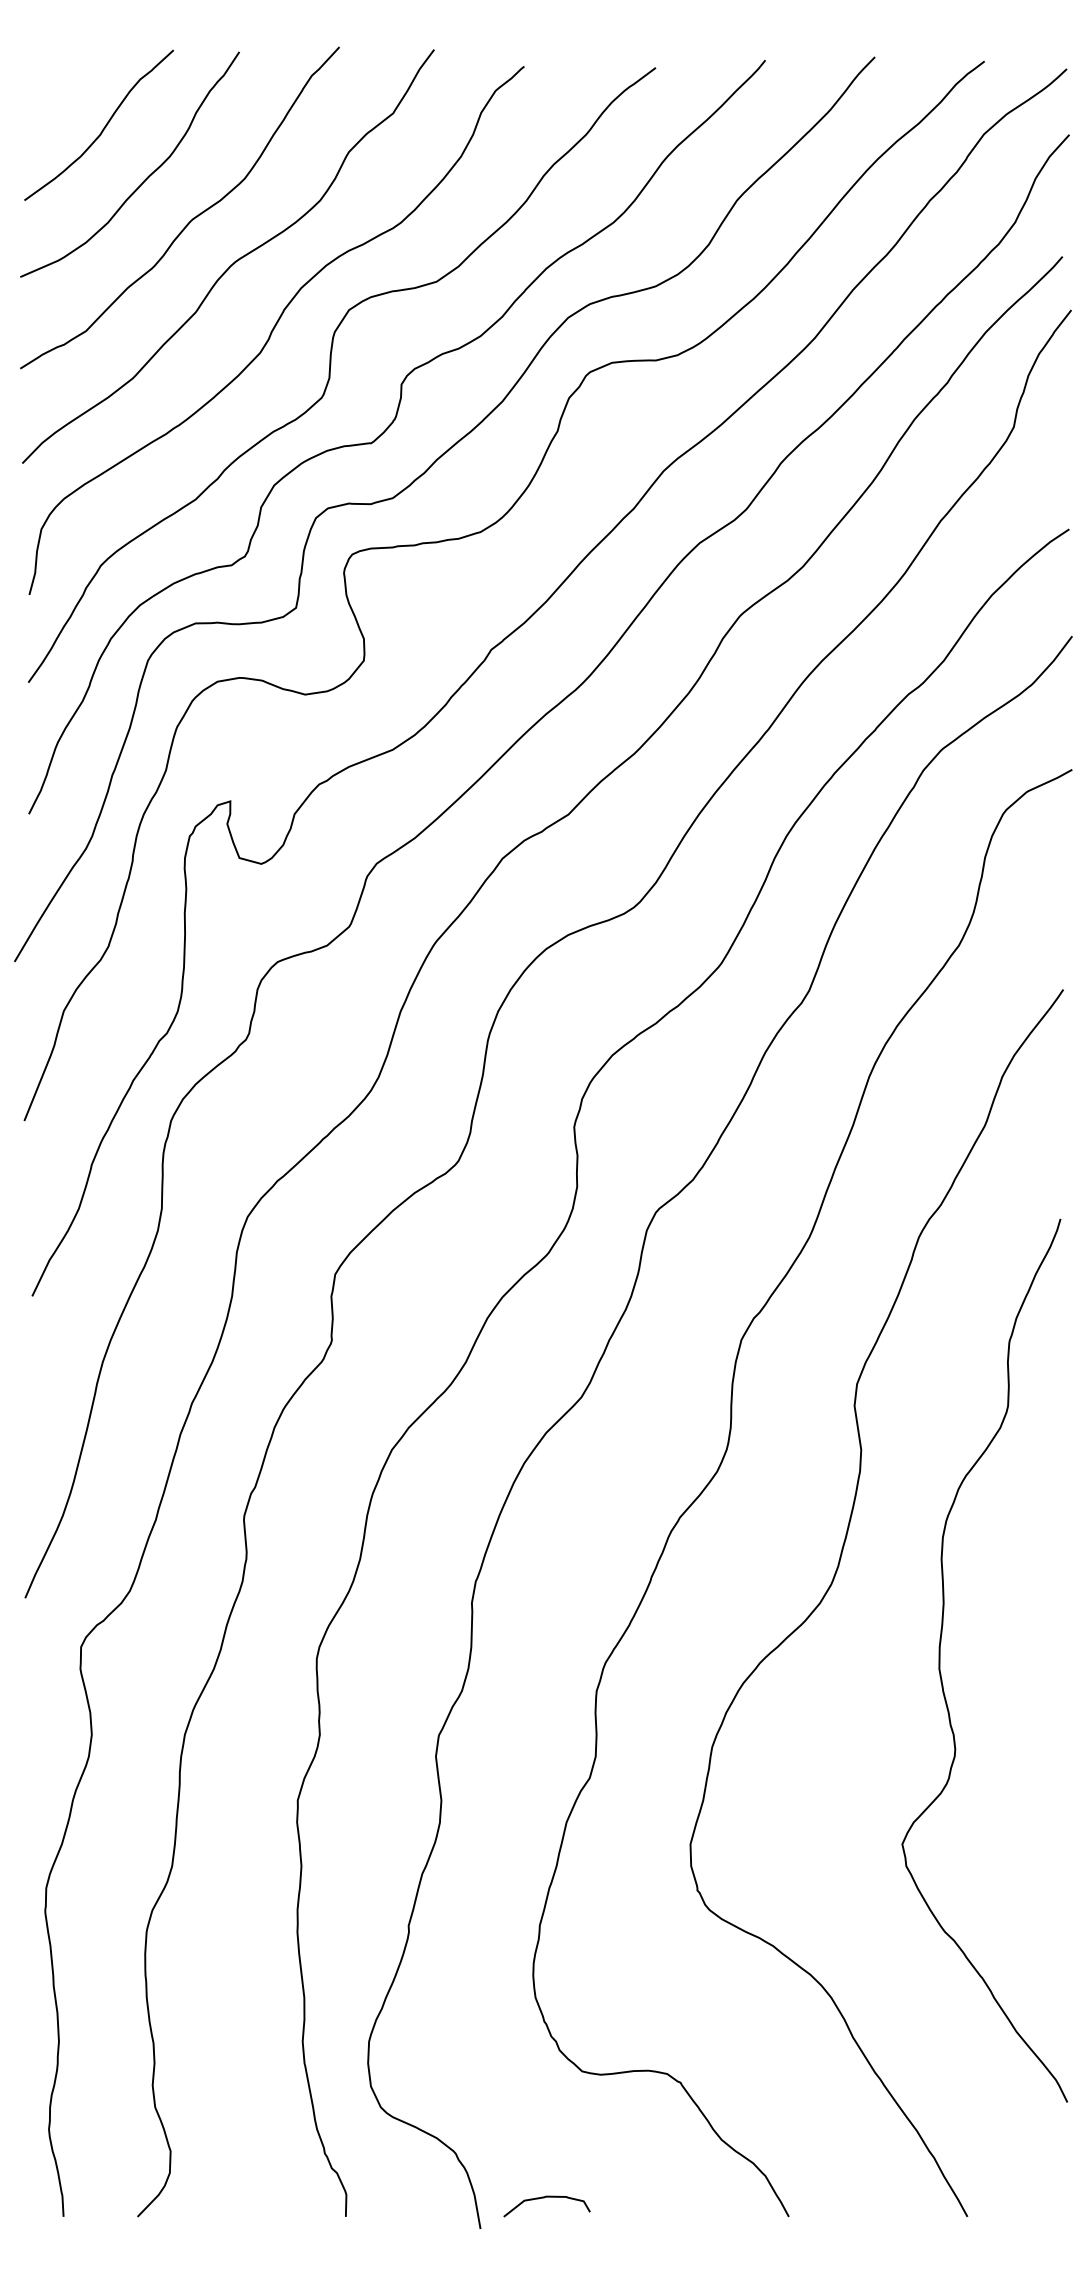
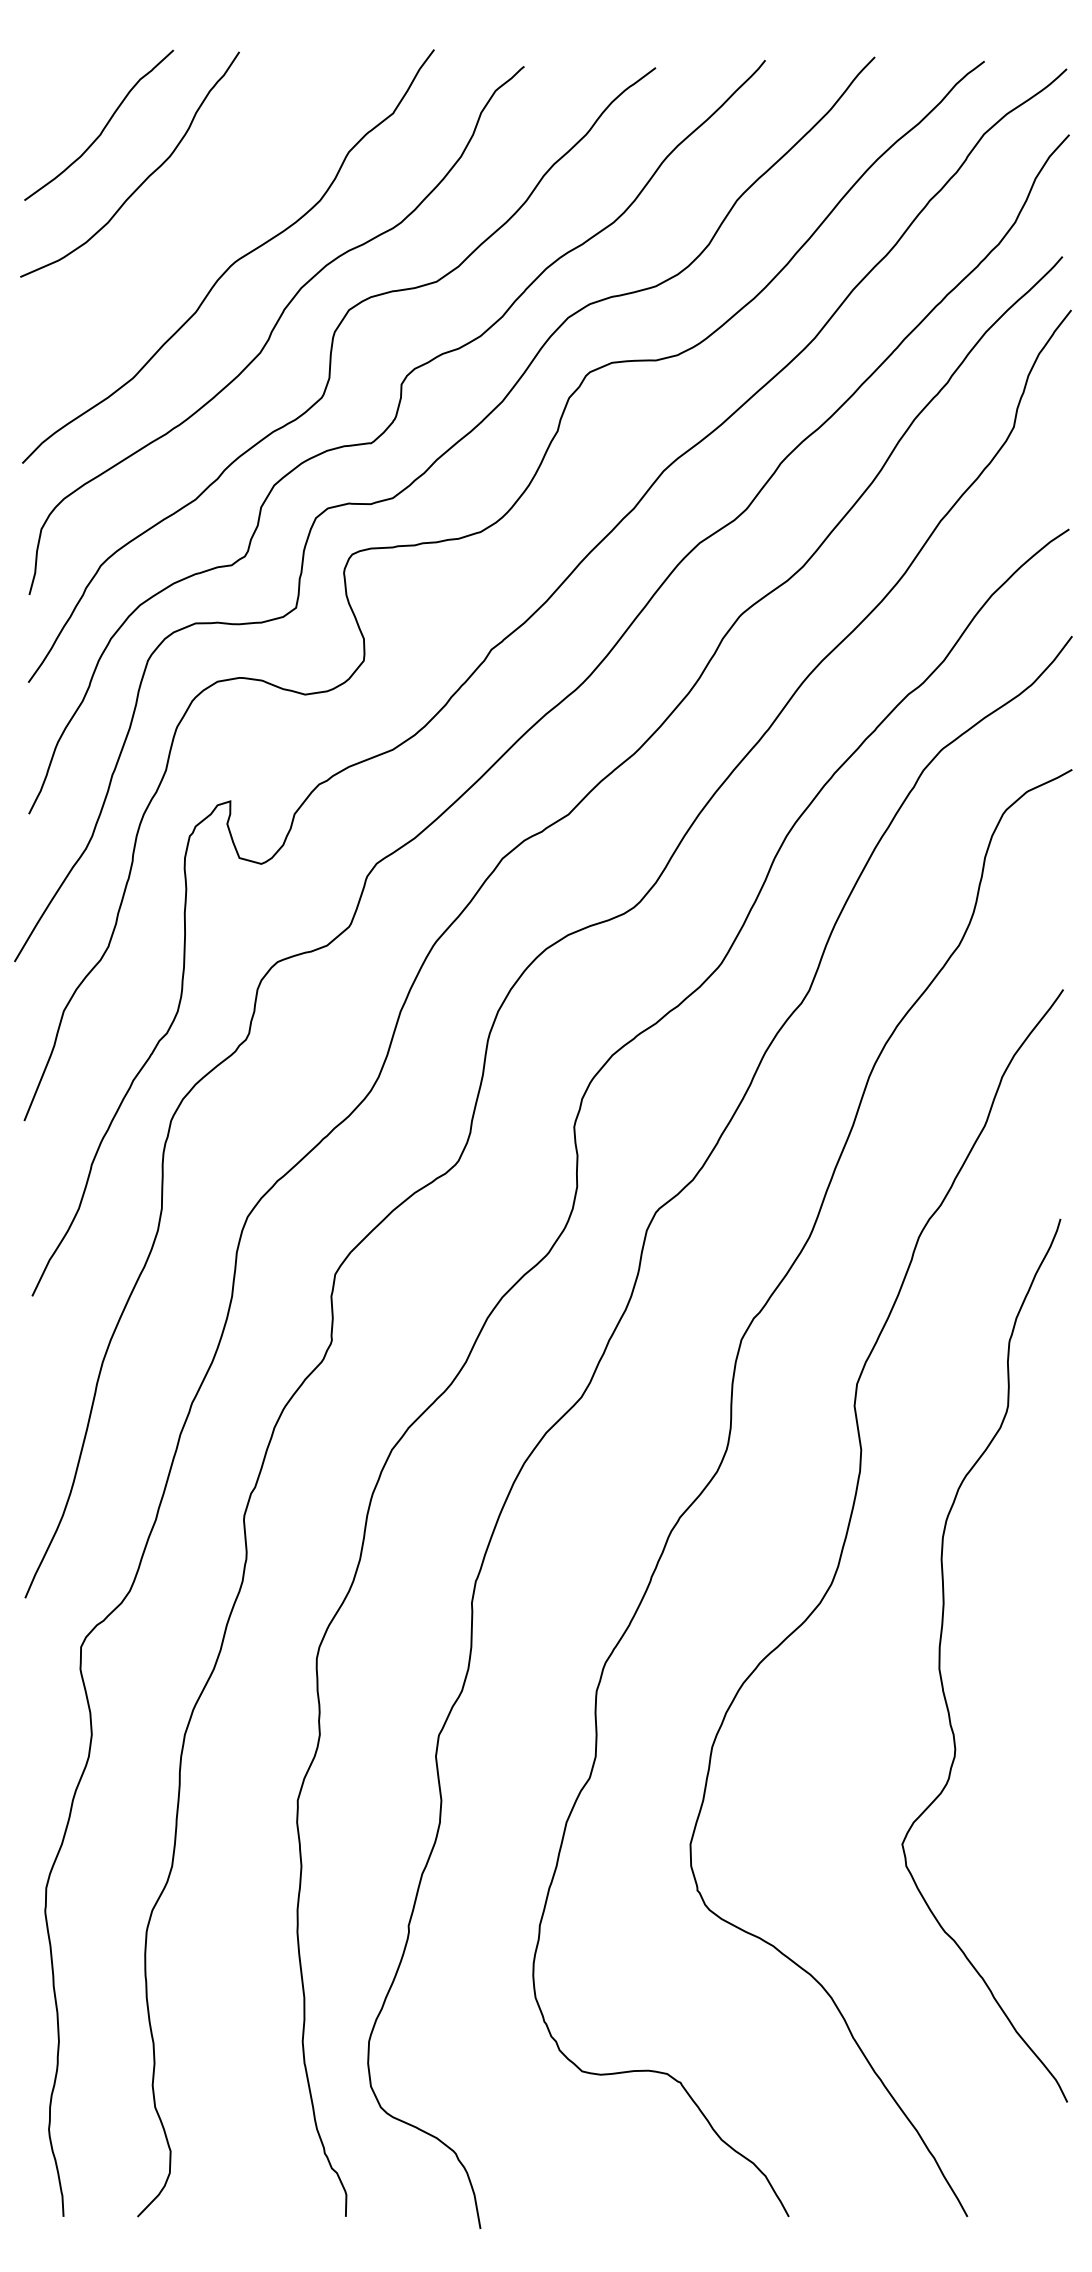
curve: present -> none (191, 219)
curve: present -> none (544, 2198)
